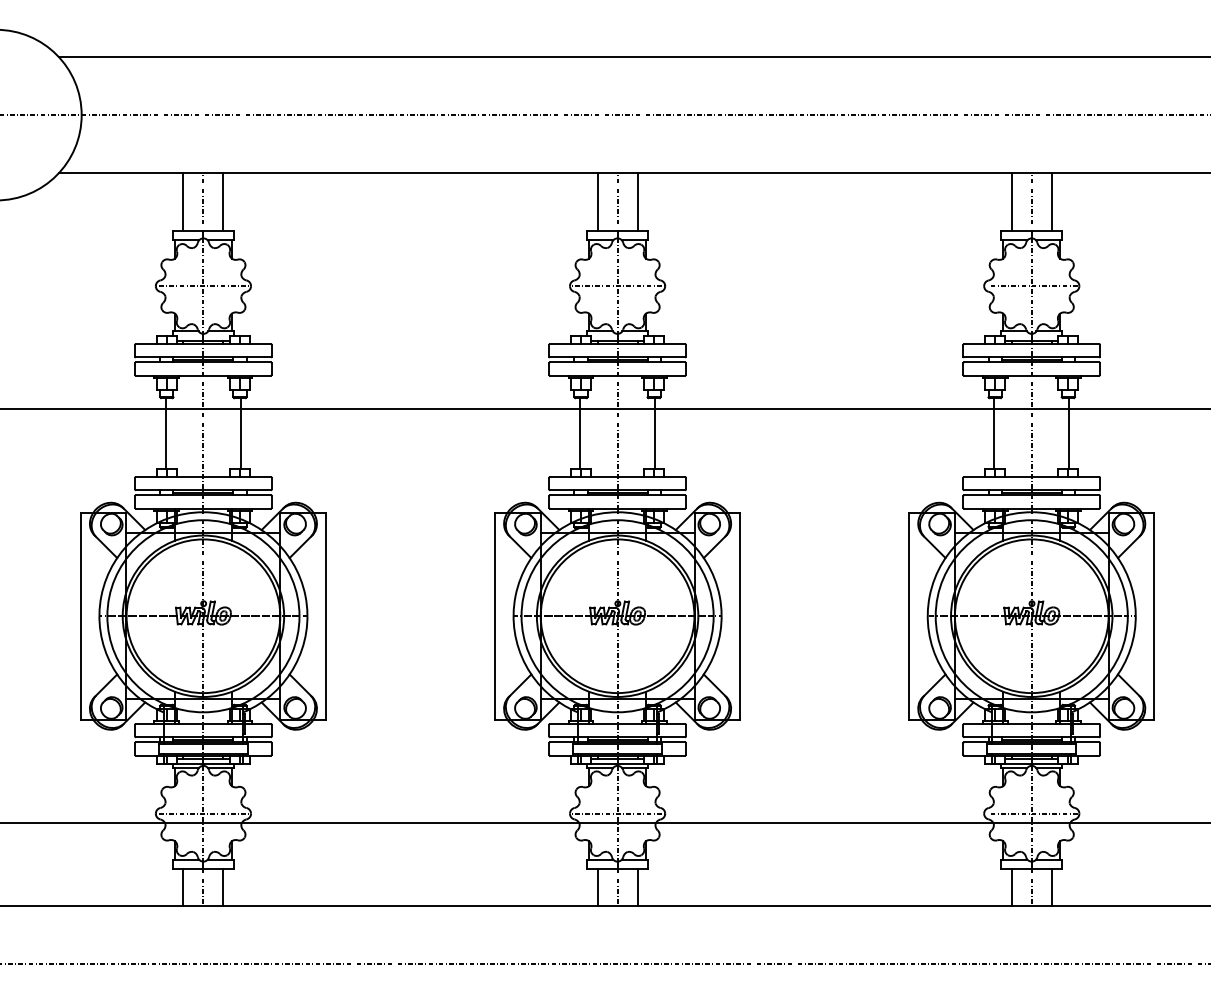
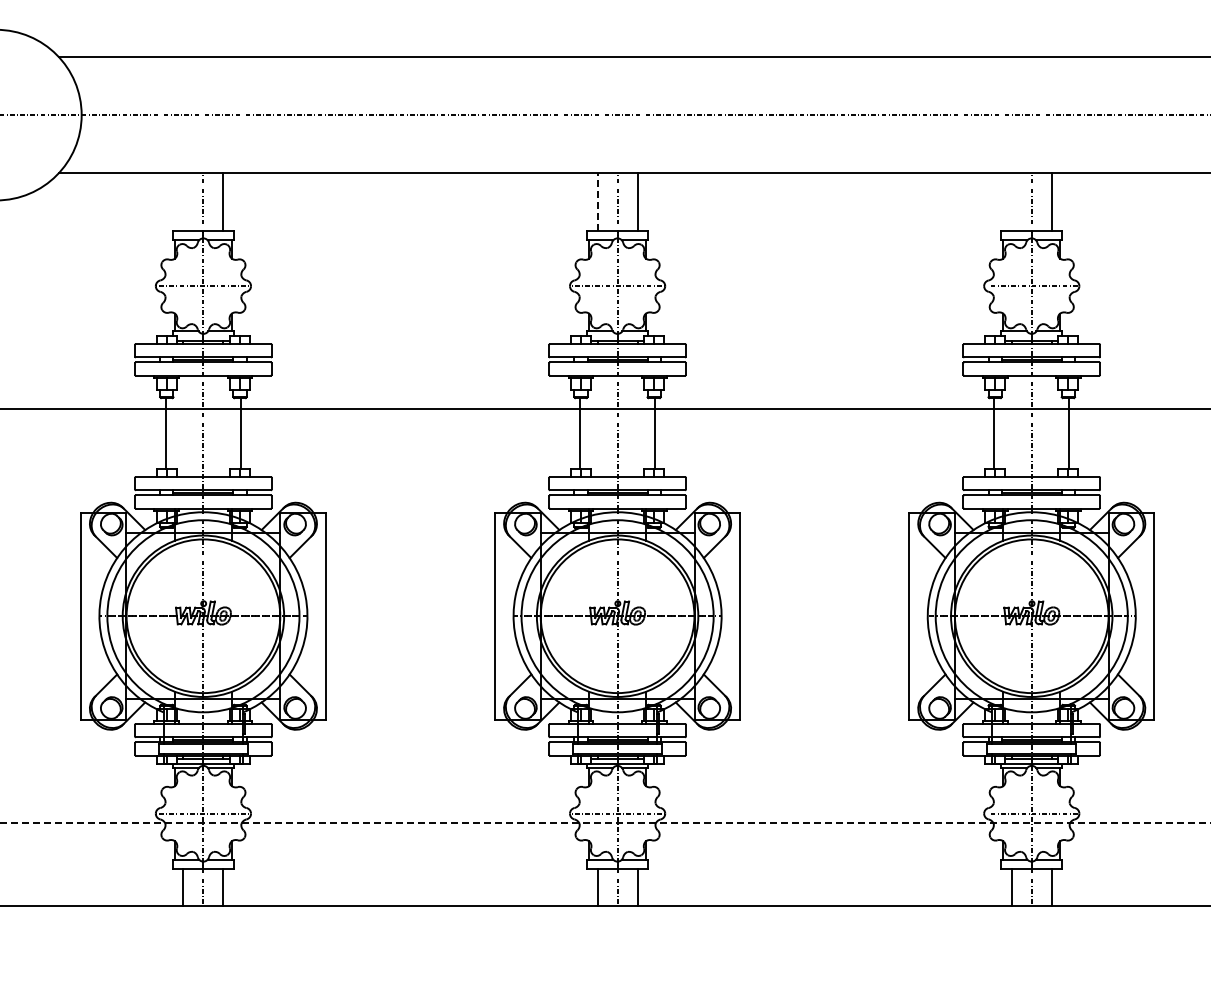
line: solid -> dashed (597, 201)
line: present -> none (183, 202)
line: present -> none (1011, 202)
line: solid -> dashed (605, 823)
line: present -> none (604, 964)
